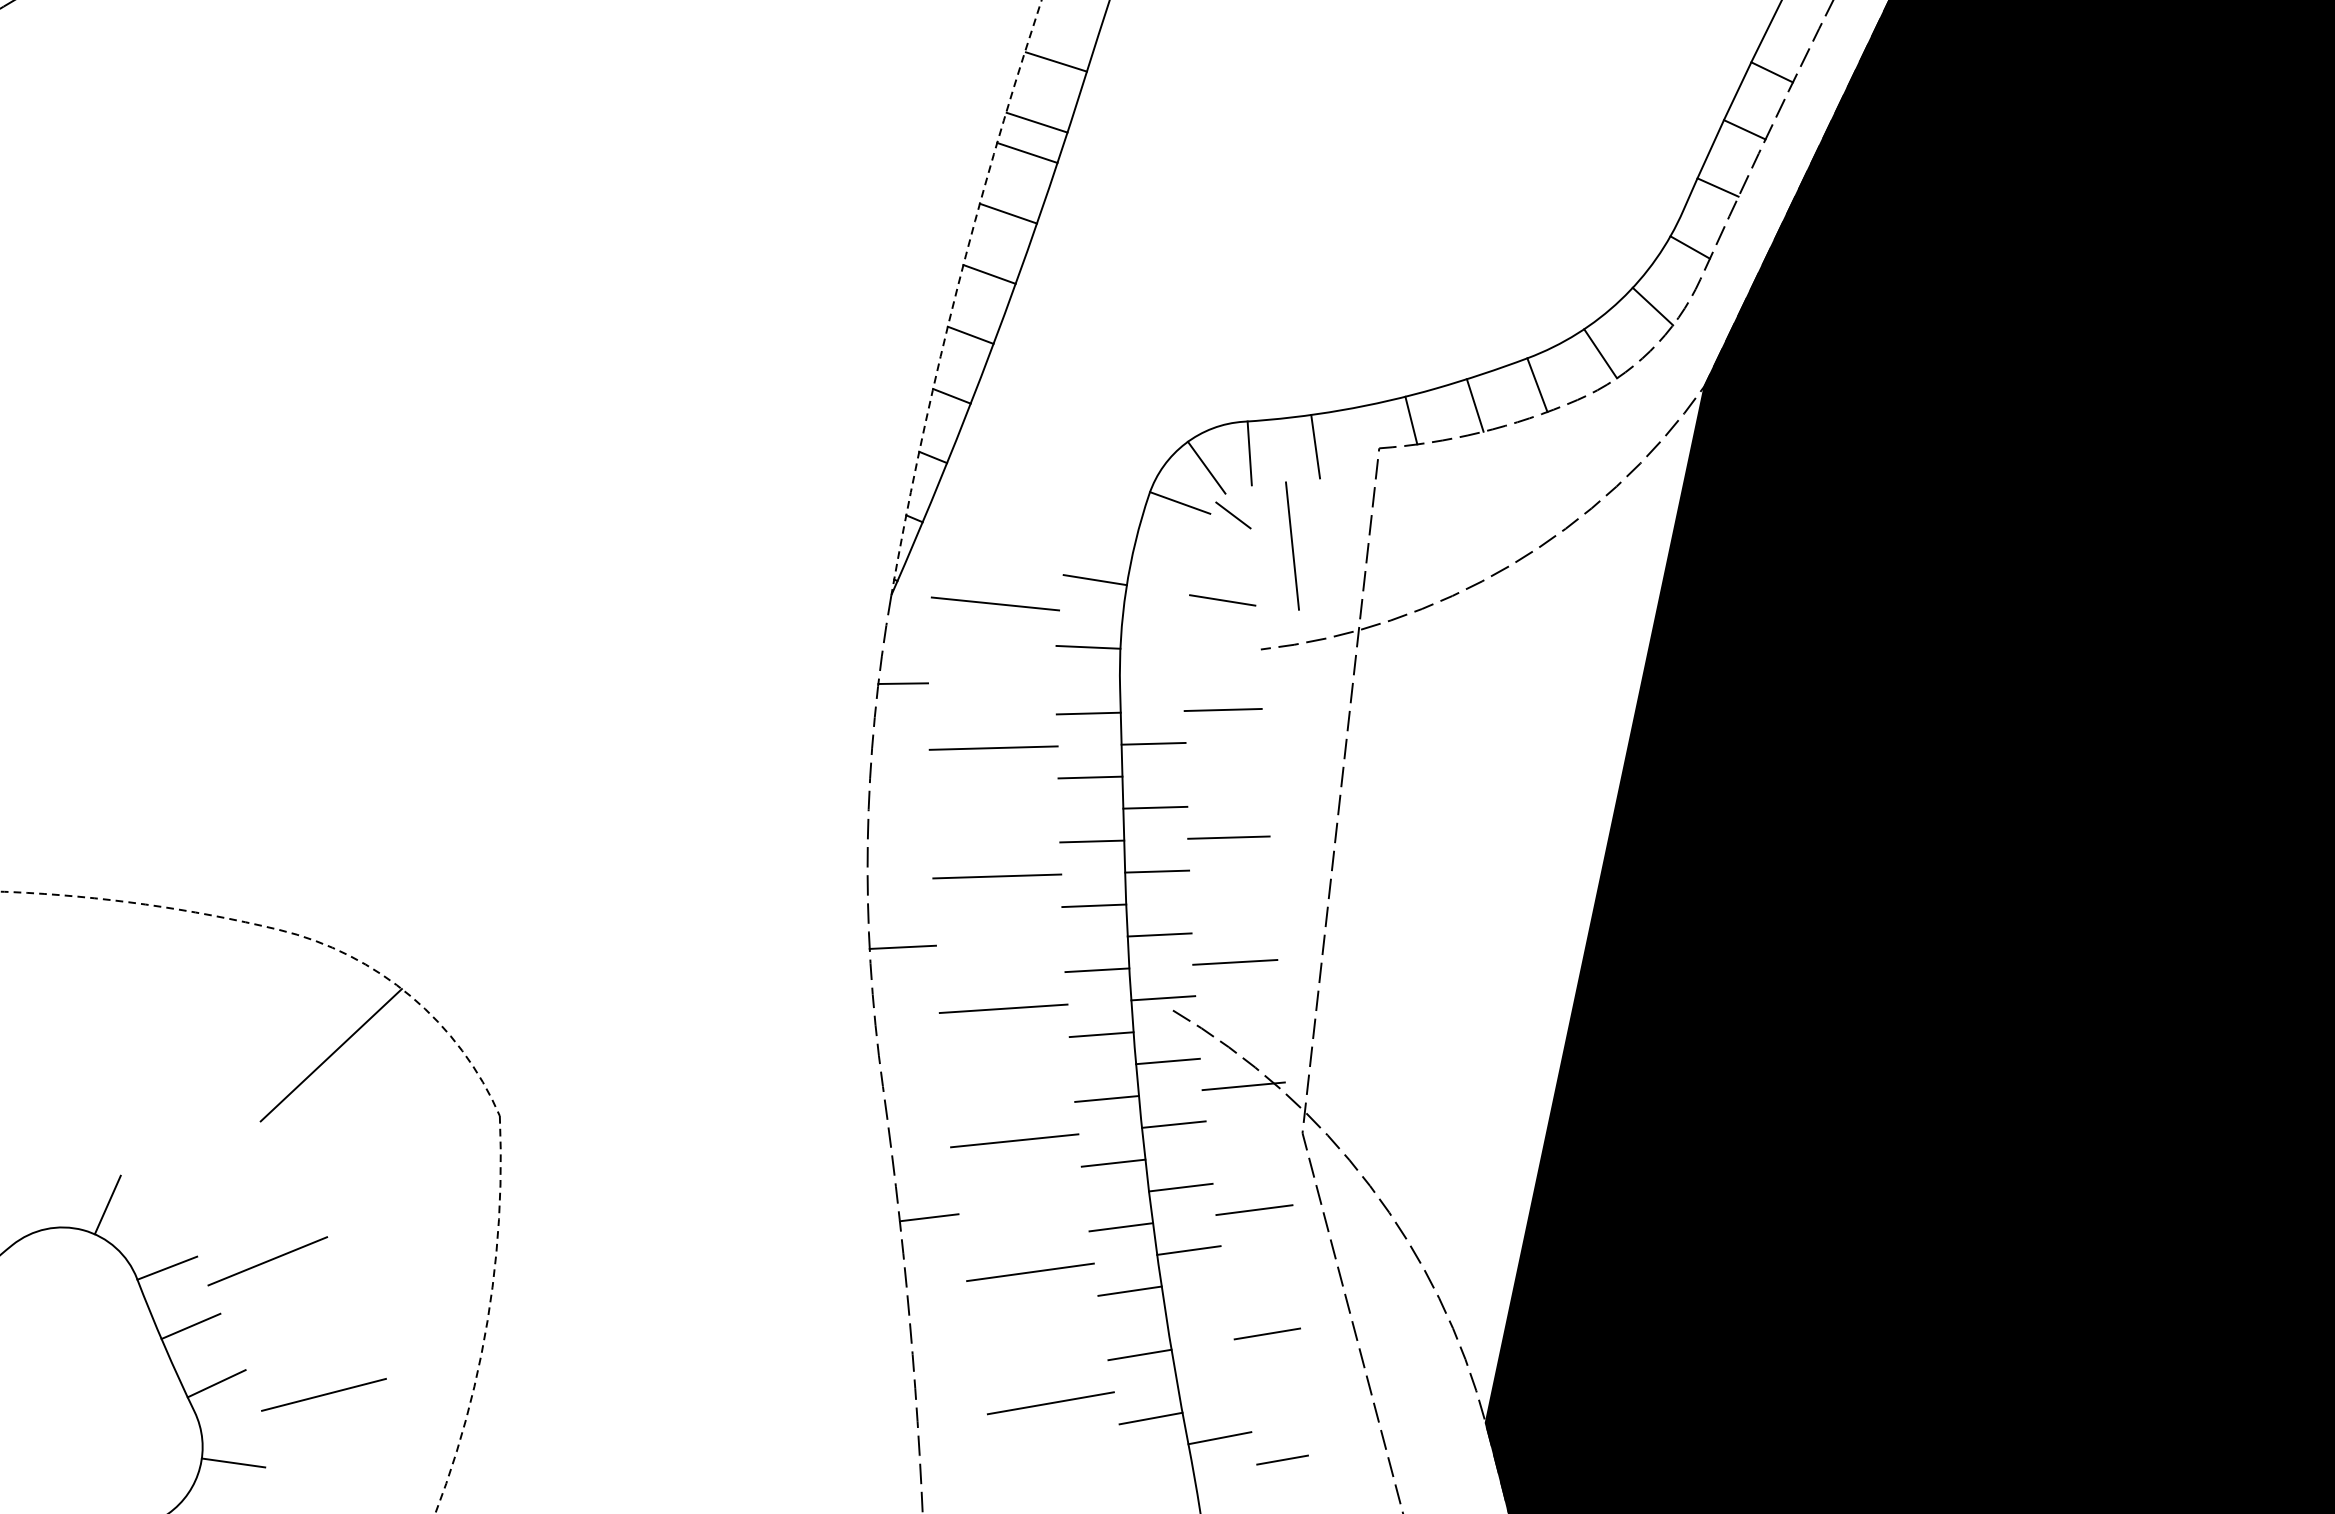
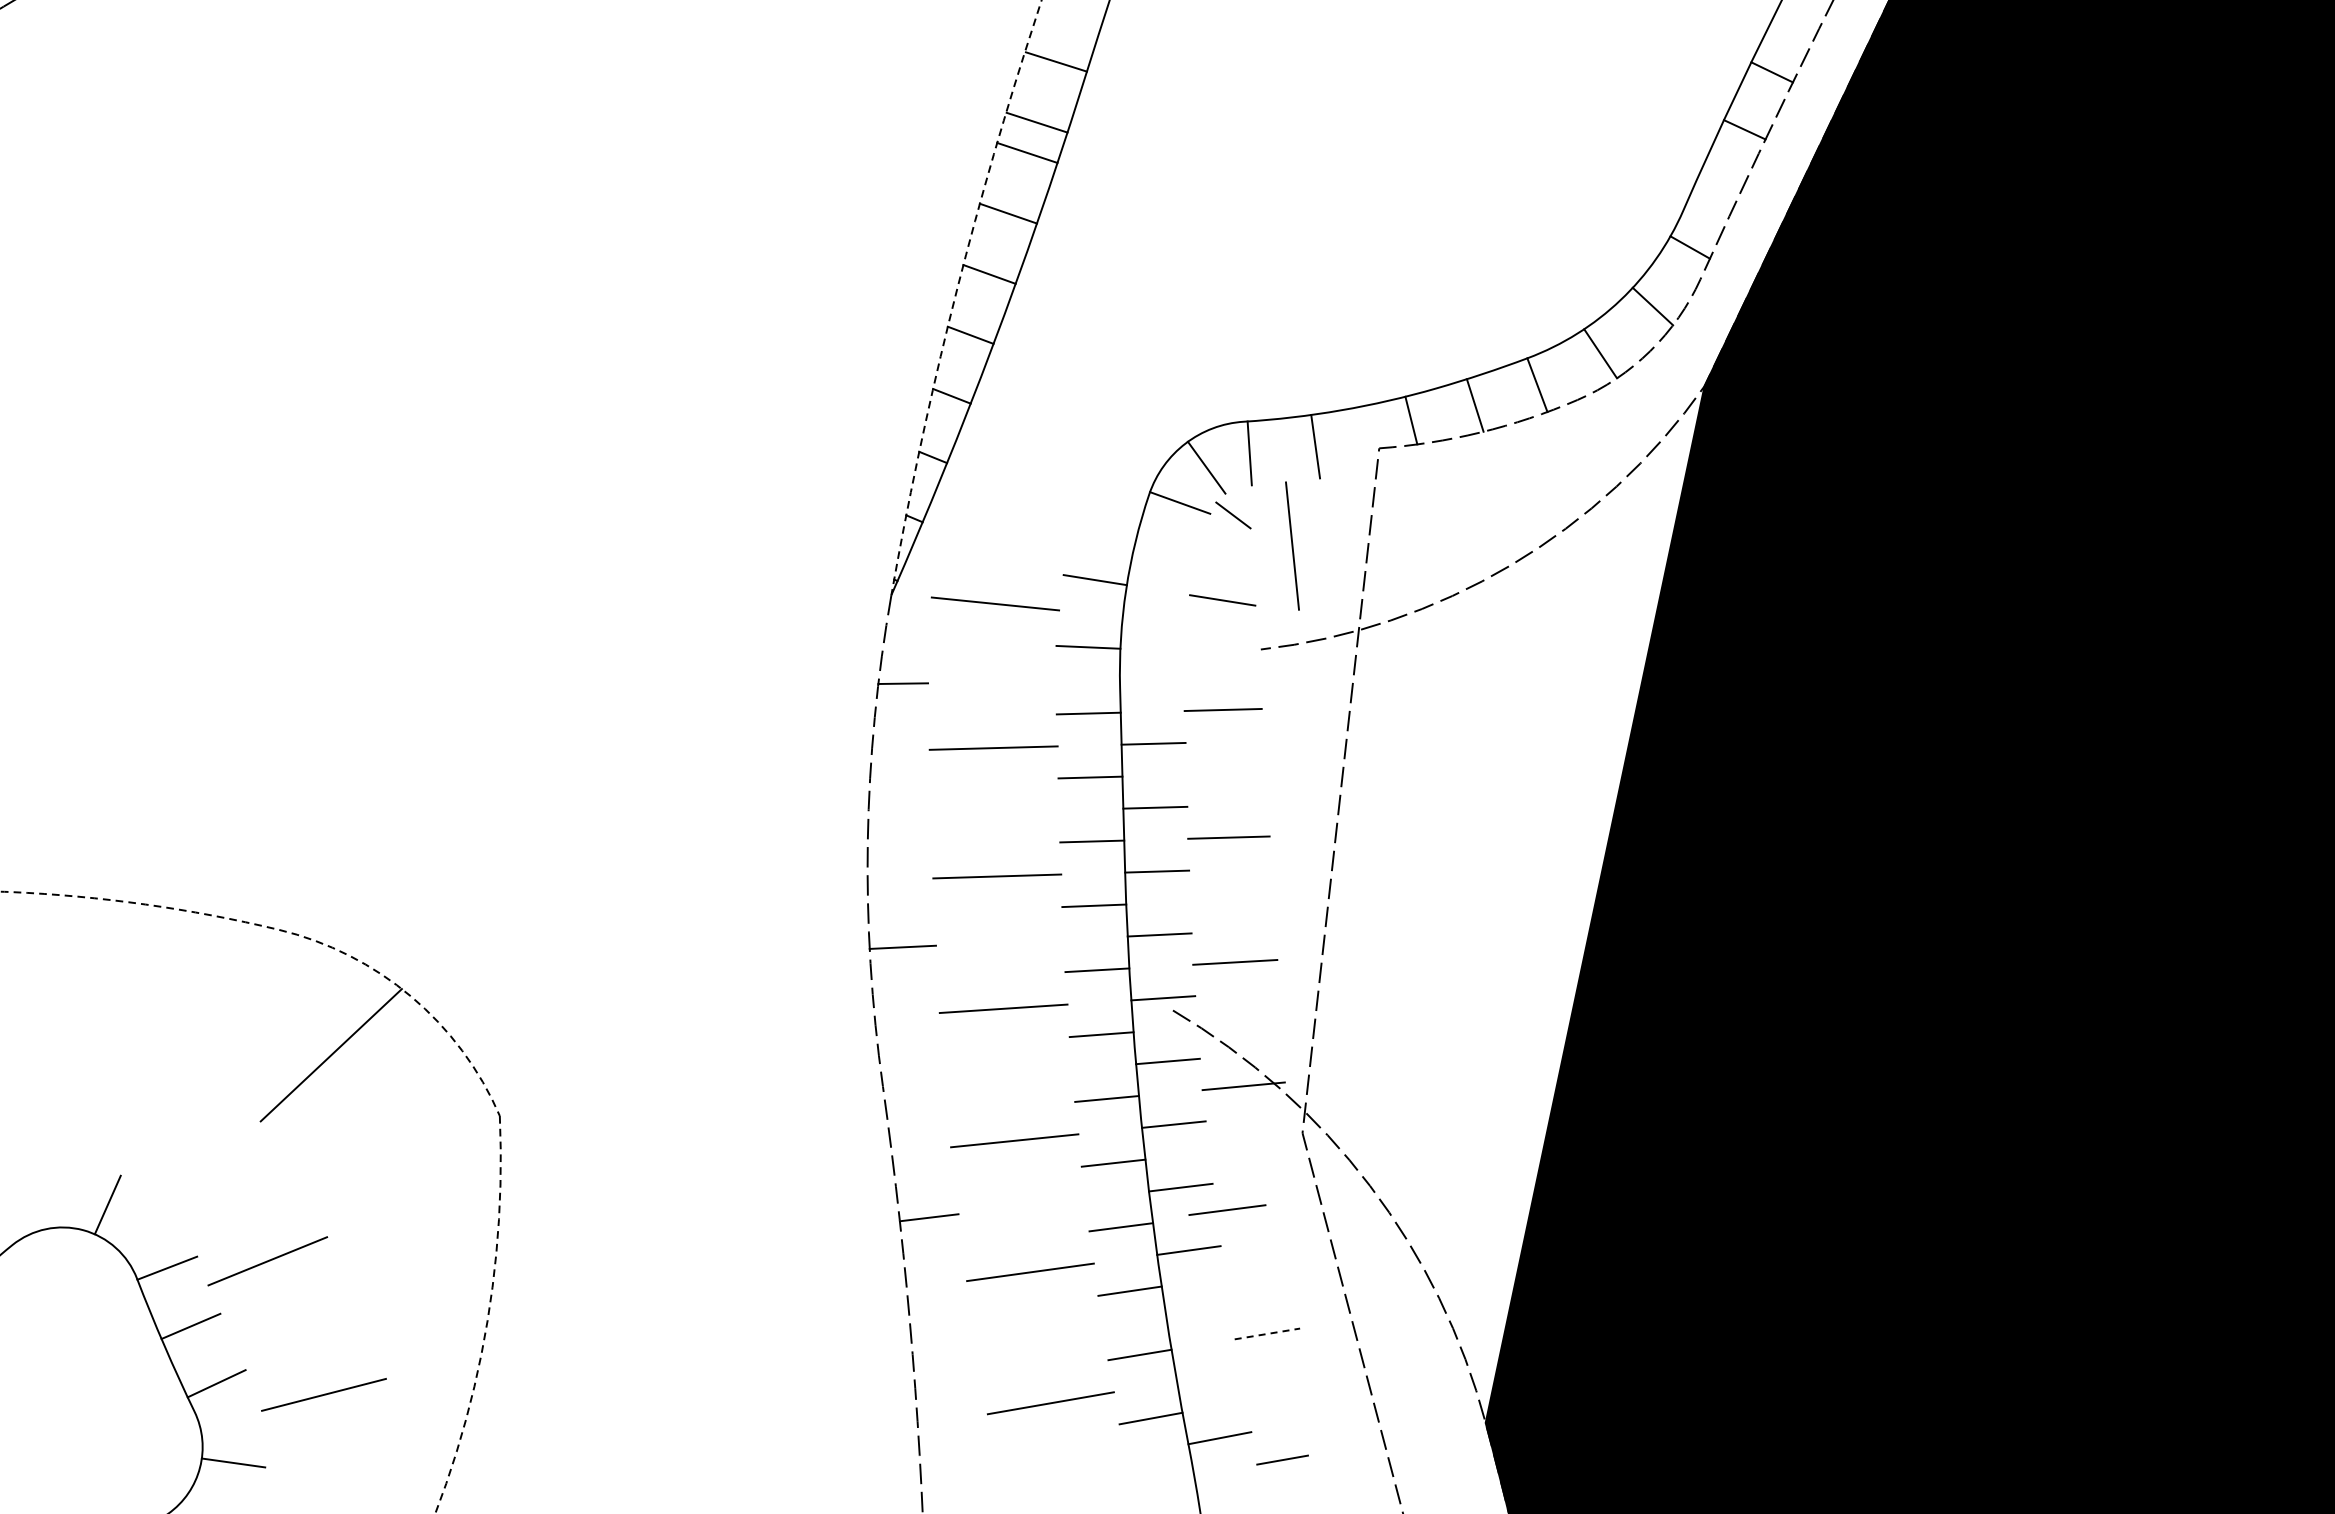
line: present -> none (1717, 187)
line position: (1254, 1209) -> (1227, 1209) (1227, 1209)
line: solid -> dashed (1267, 1333)
